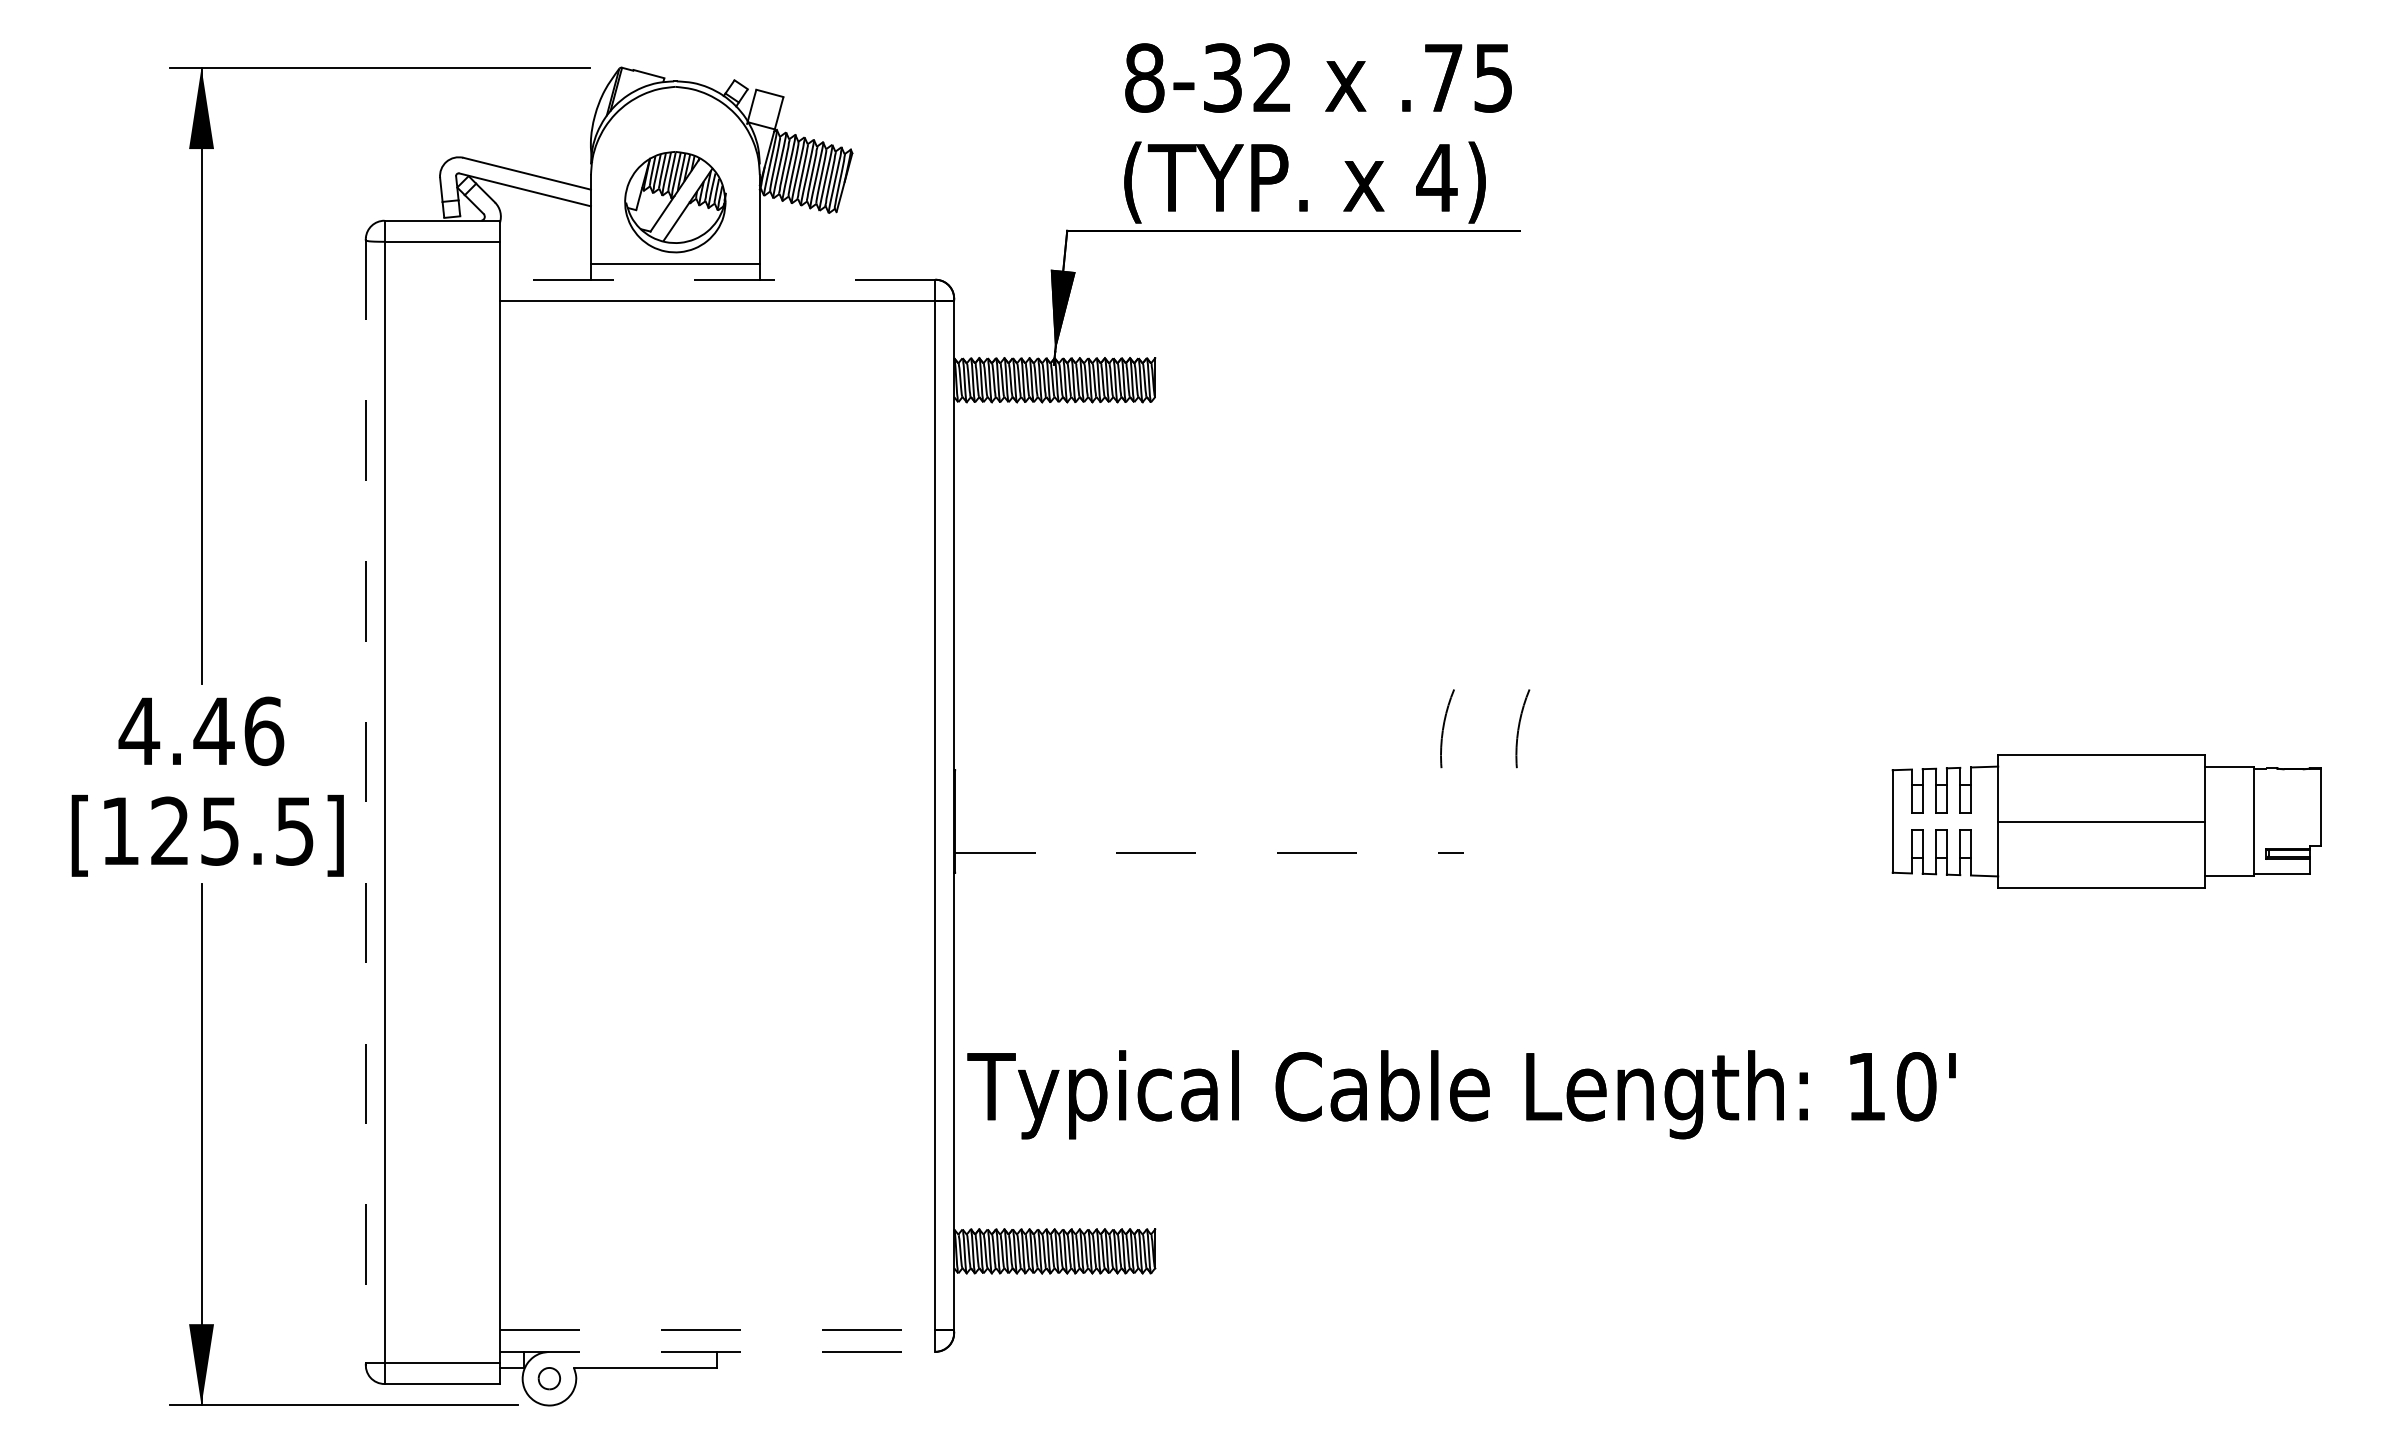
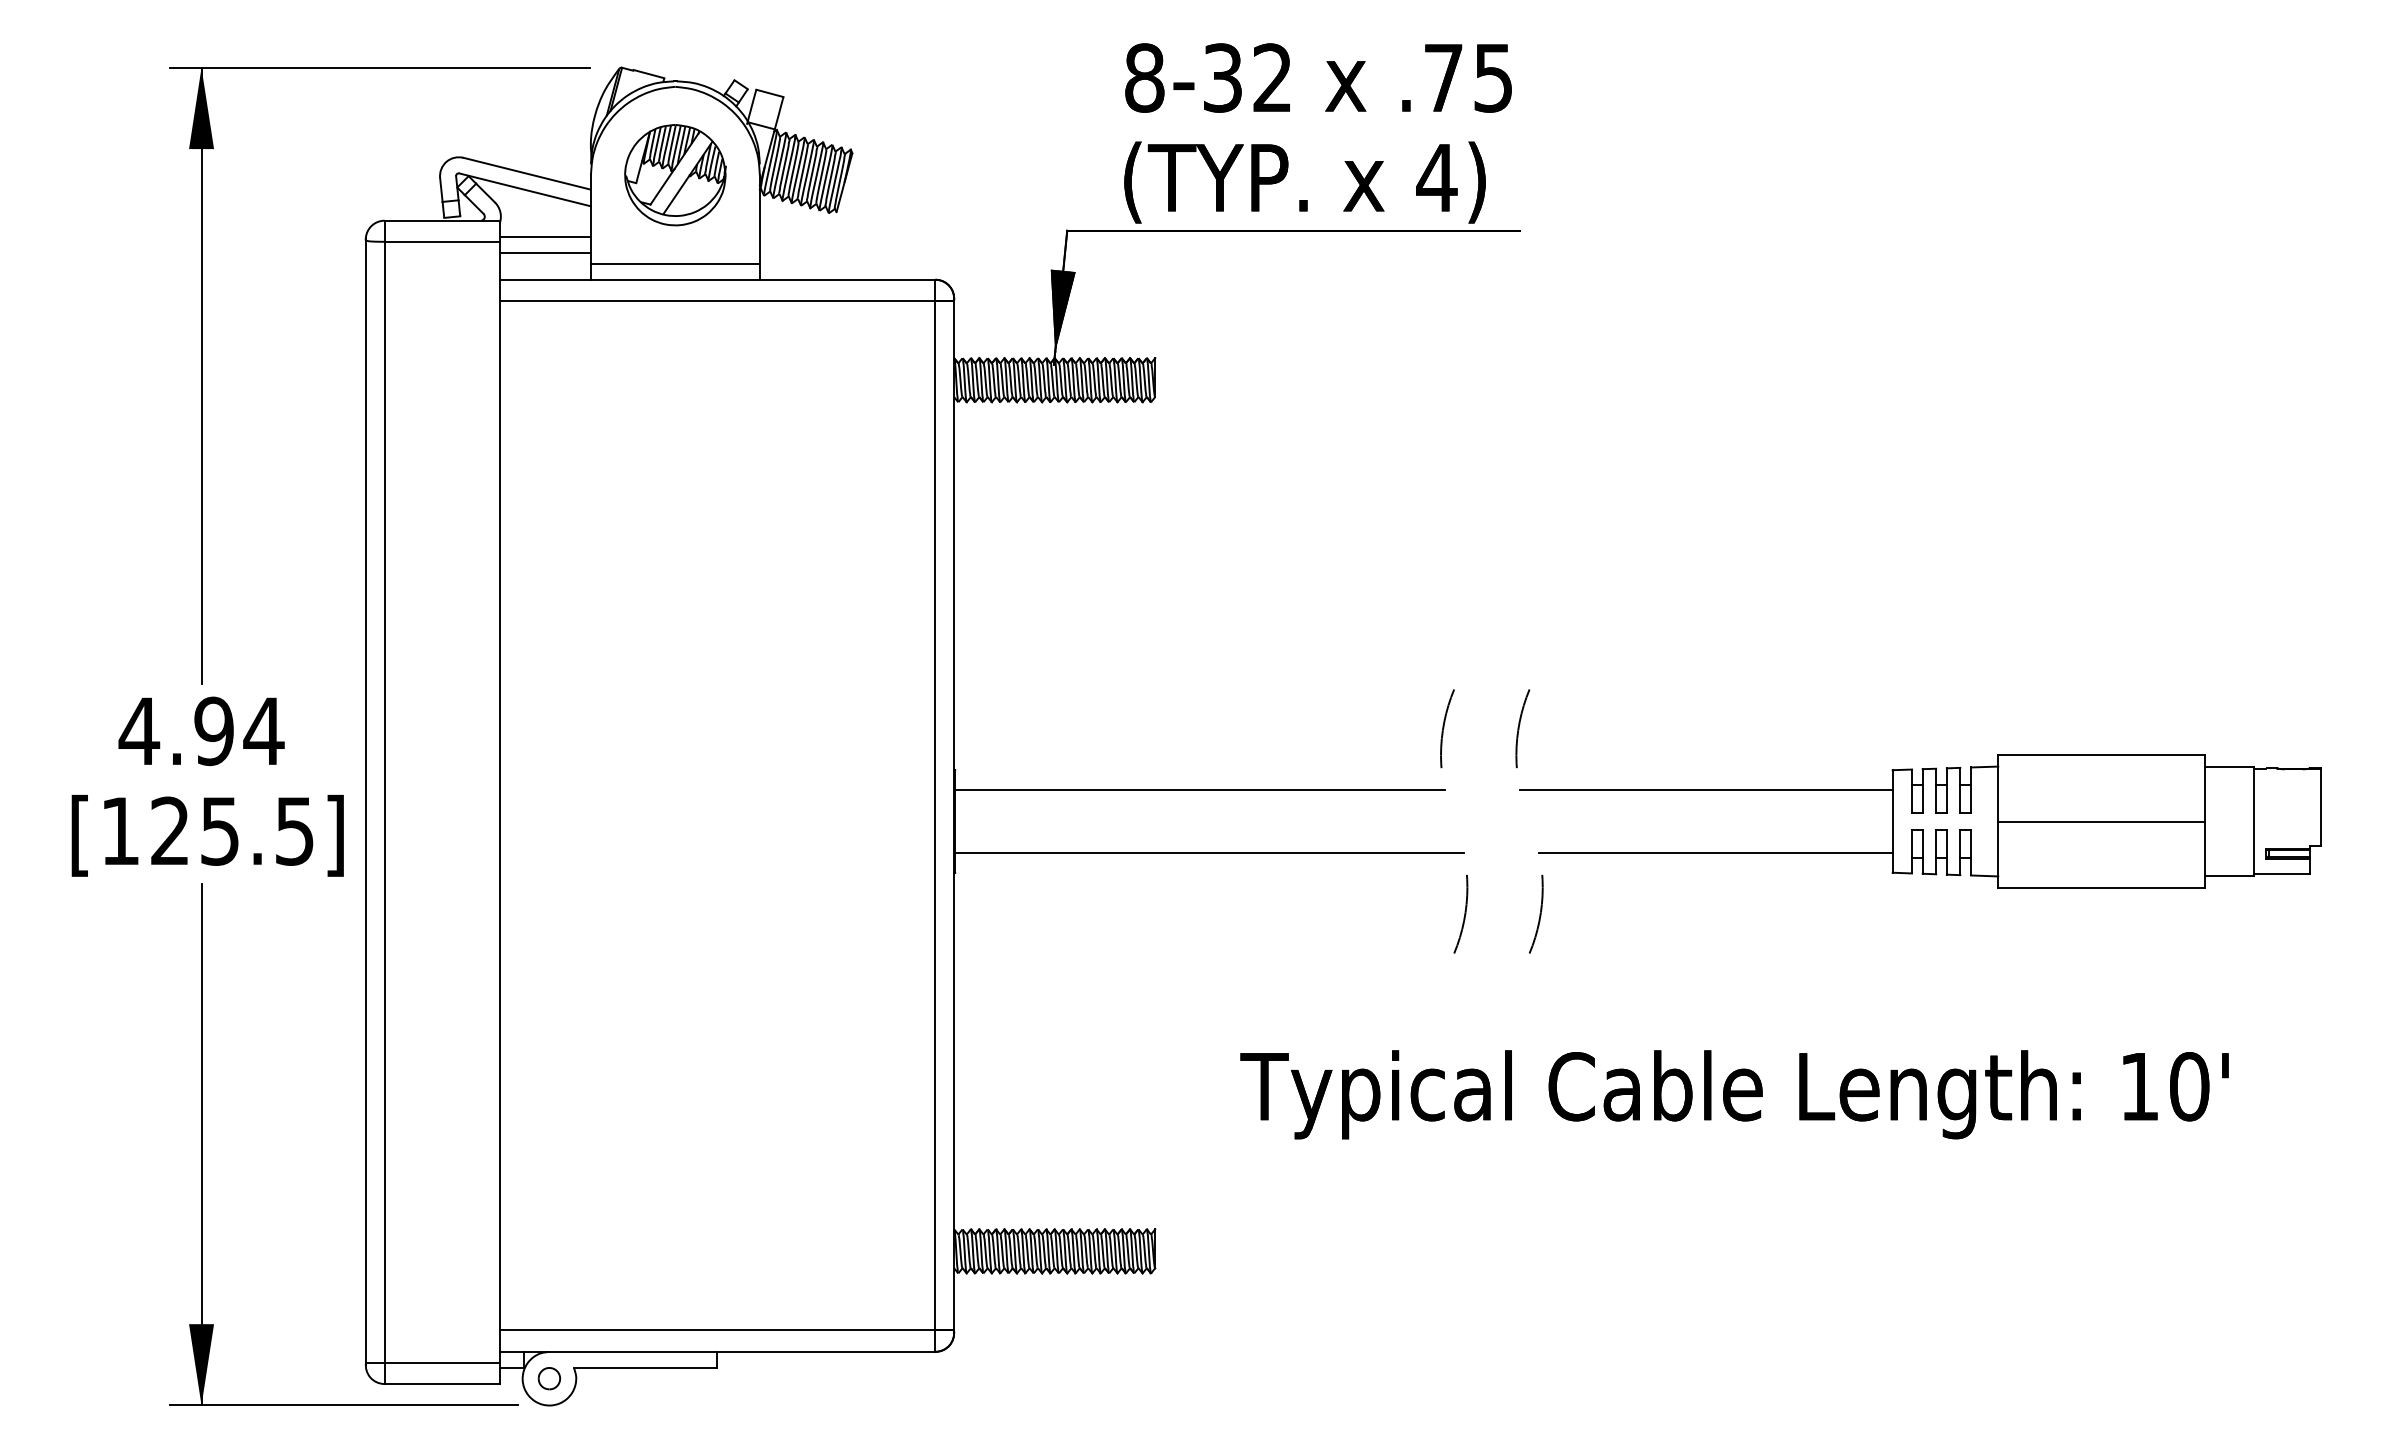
part position: (675, 202) -> (675, 175) (675, 175)
line: none -> present (544, 236)
line: none -> present (544, 252)
line: dashed -> solid (717, 279)
text: 4.46 -> 4.94 (238, 731)
line: none -> present (1705, 789)
line: none -> present (1199, 790)
line: dashed -> solid (365, 801)
line: dashed -> solid (1210, 853)
line: none -> present (1715, 853)
arc: none -> present (1464, 913)
arc: none -> present (1539, 913)
text position: (1461, 1094) -> (1734, 1094) (1734, 1094)
line: dashed -> solid (717, 1330)
line: dashed -> solid (717, 1351)
